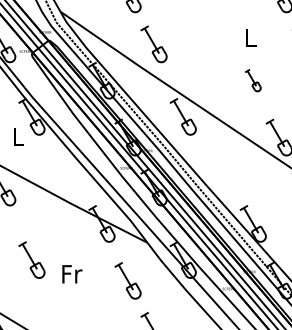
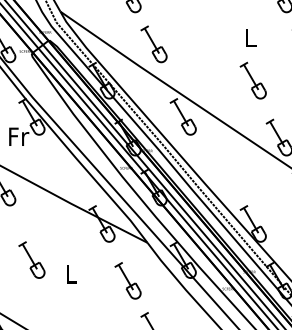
part size: 17x24 px -> 28x39 px (252, 80)
text: L -> Fr (19, 136)
text: Fr -> L (72, 274)
